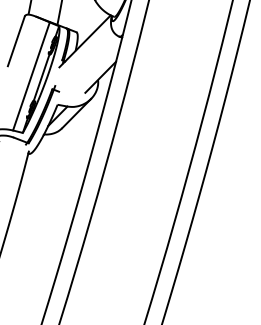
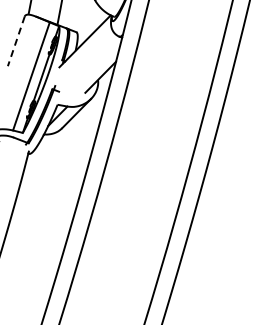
line: solid -> dashed (16, 41)
